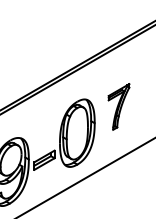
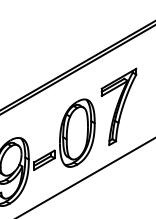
part size: 24x48 px -> 38x80 px (118, 106)
